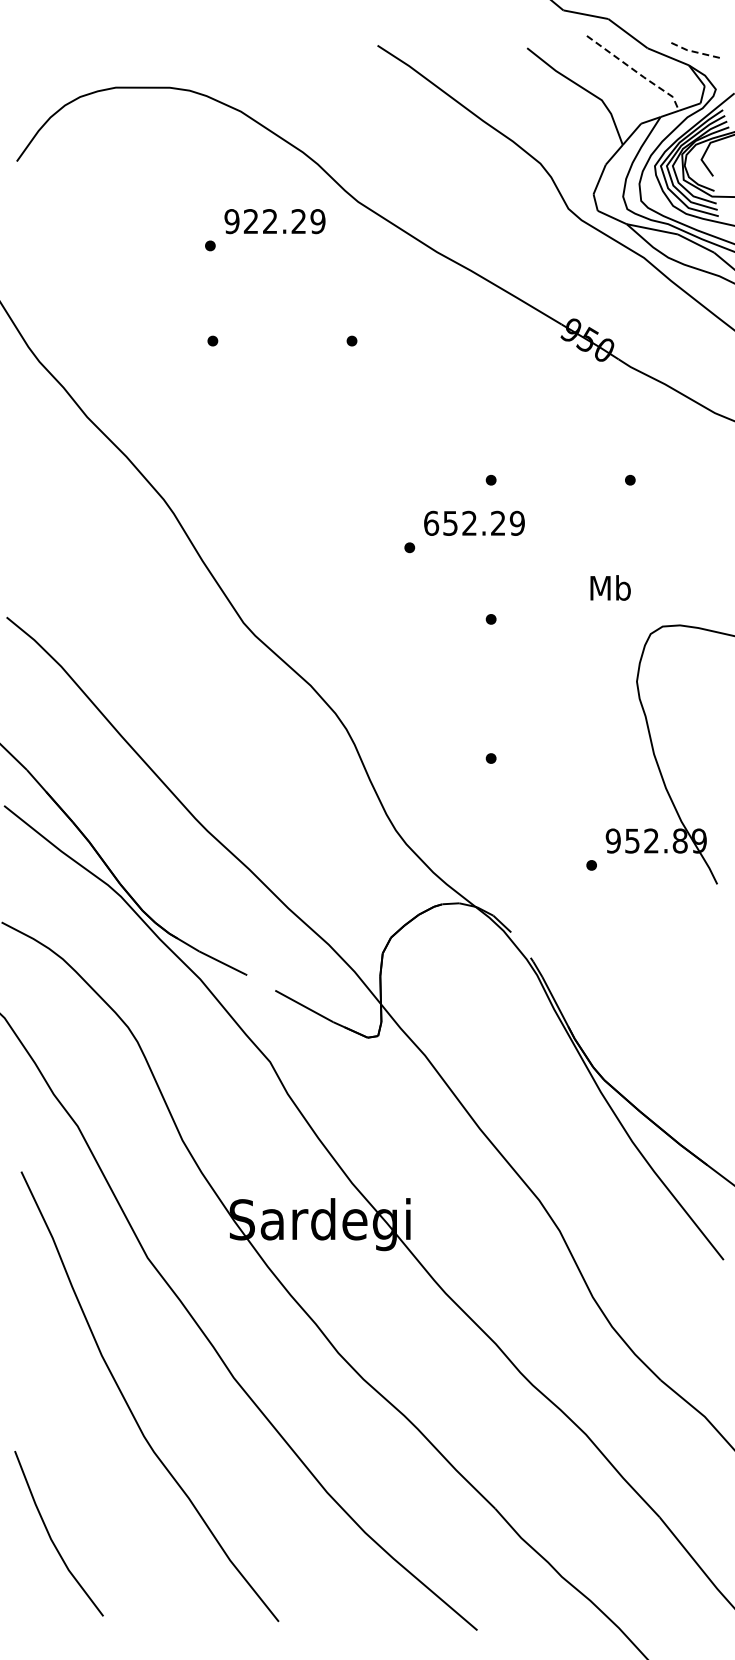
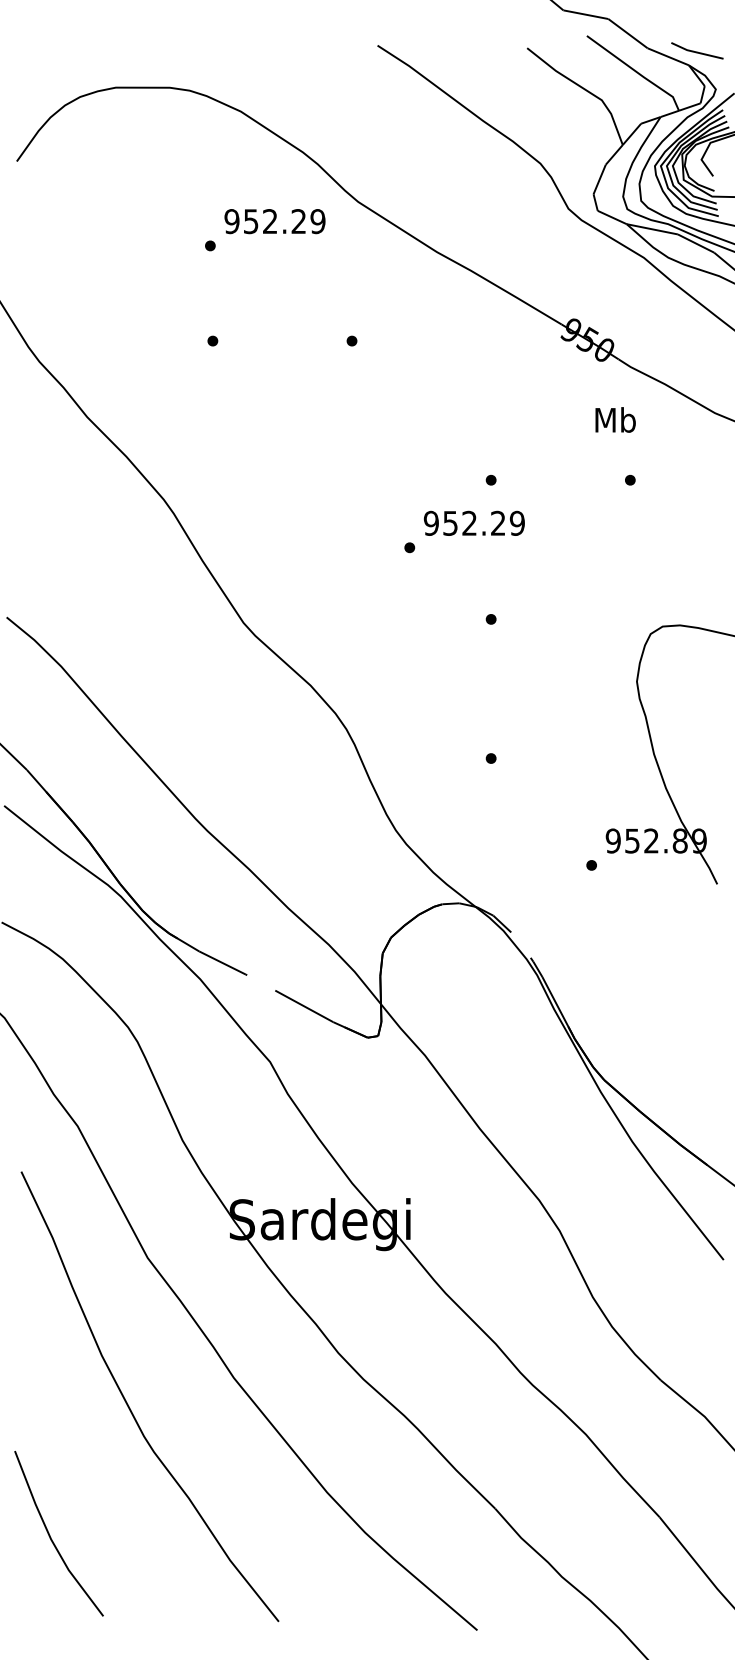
line: dashed -> solid (696, 52)
line: dashed -> solid (636, 72)
text: 922.29 -> 952.29 (250, 221)
text: 652.29 -> 952.29 (431, 522)
text position: (610, 587) -> (615, 419) (615, 419)
